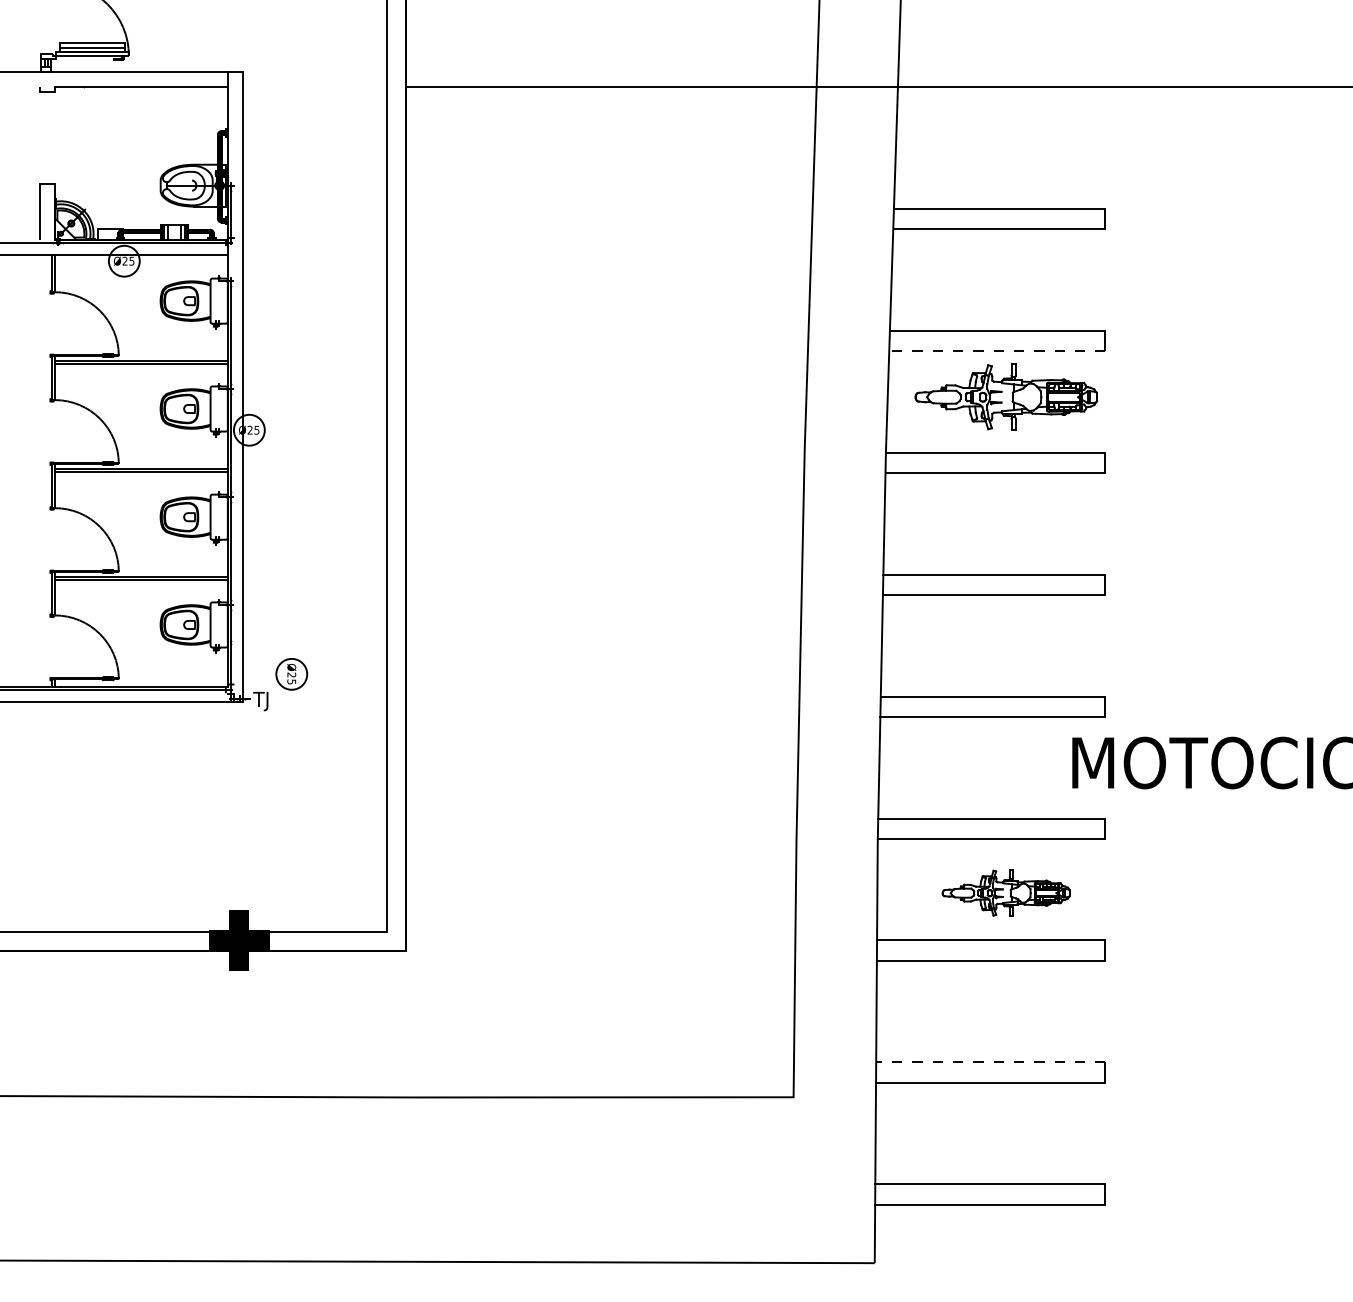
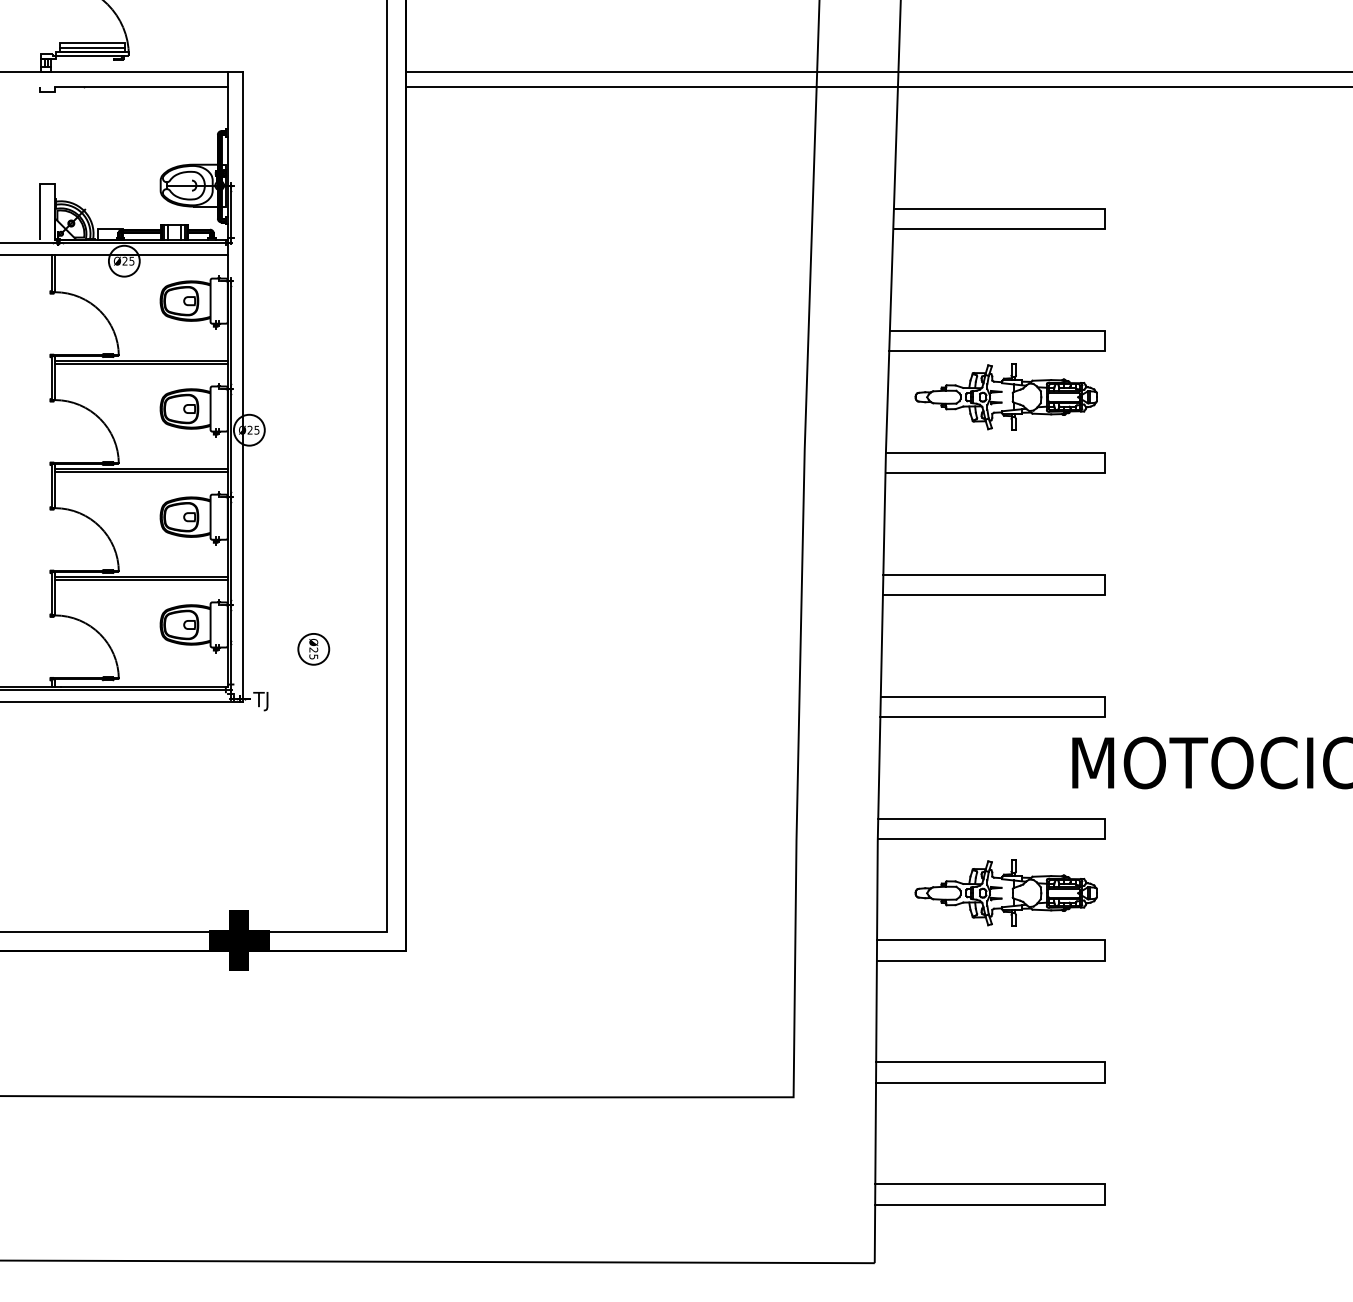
line: none -> present (877, 71)
line: dashed -> solid (996, 351)
part position: (291, 674) -> (313, 649) (313, 649)
part size: 130x48 px -> 184x68 px (1005, 892)
line: dashed -> solid (990, 1062)
